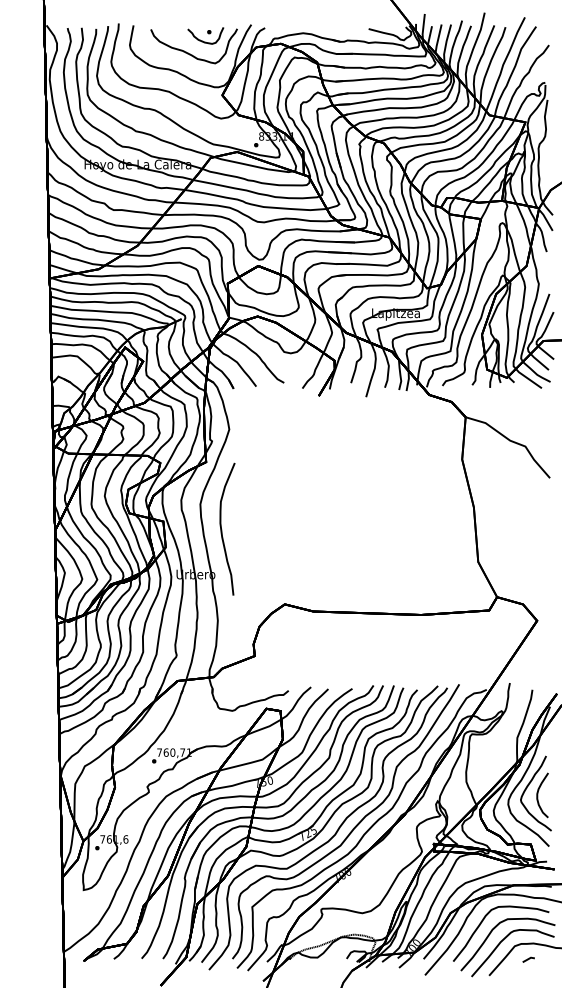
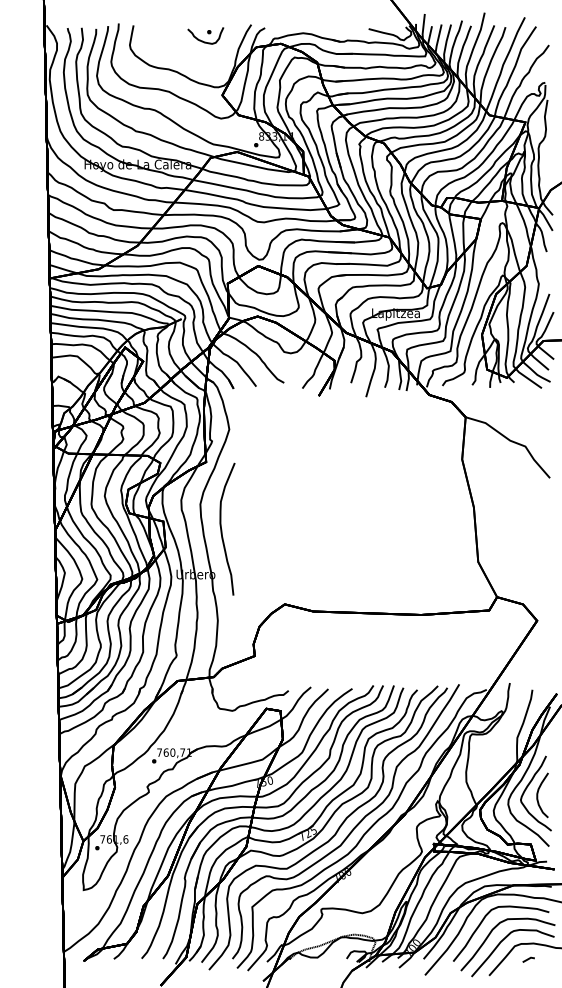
part: present -> none (190, 53)
